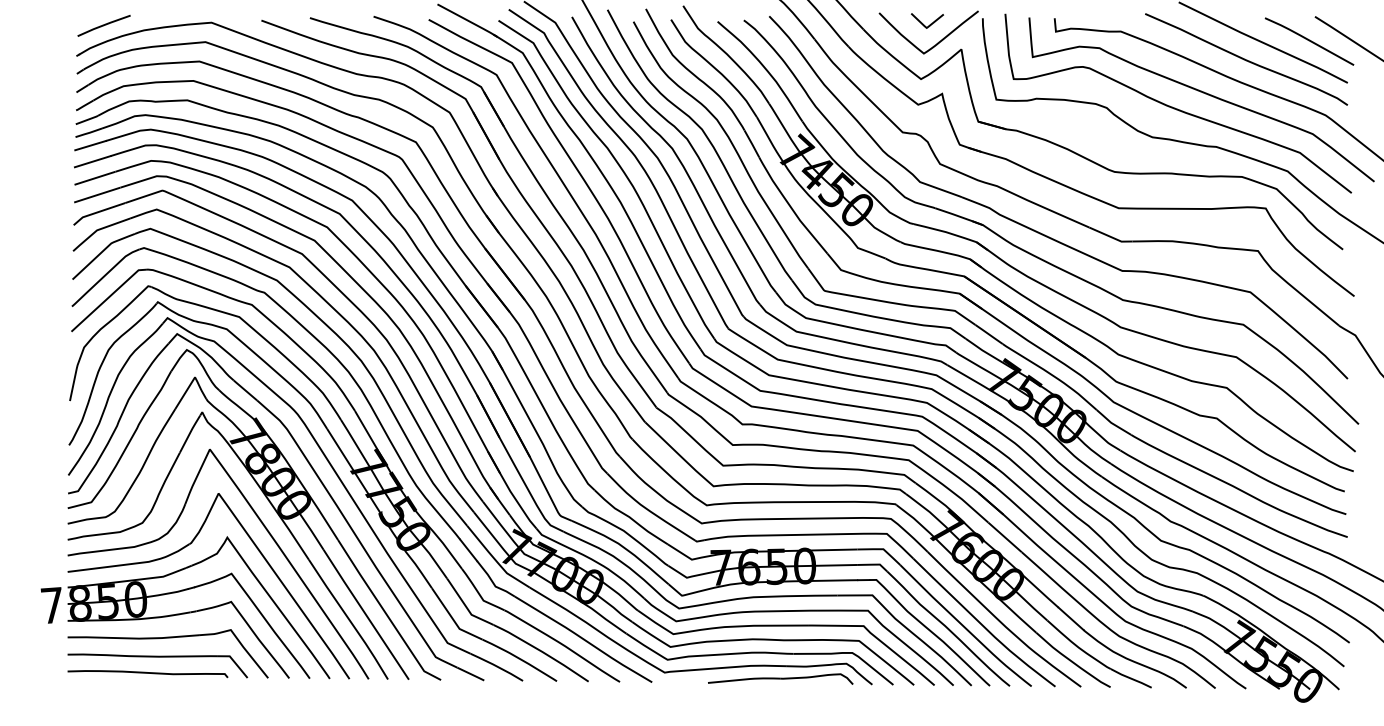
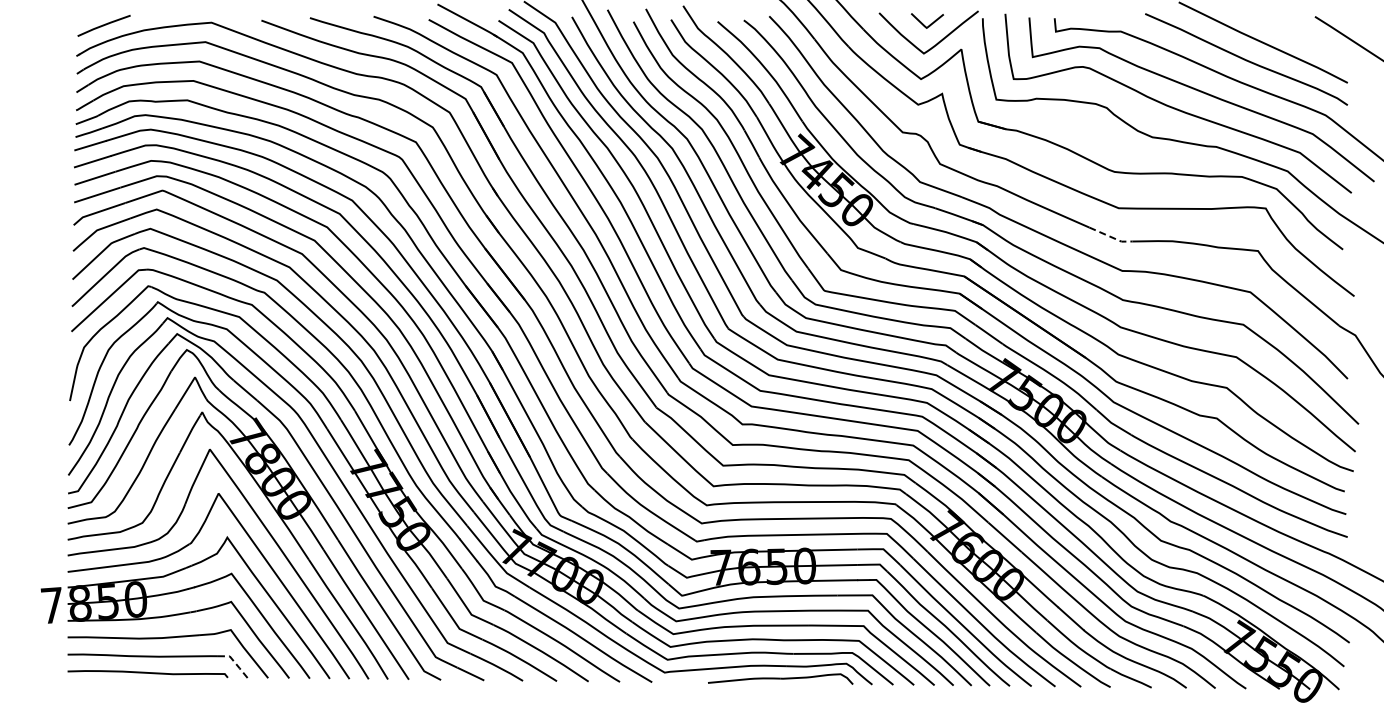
line: present -> none (1309, 41)
line: solid -> dashed (1110, 236)
line: solid -> dashed (235, 663)
